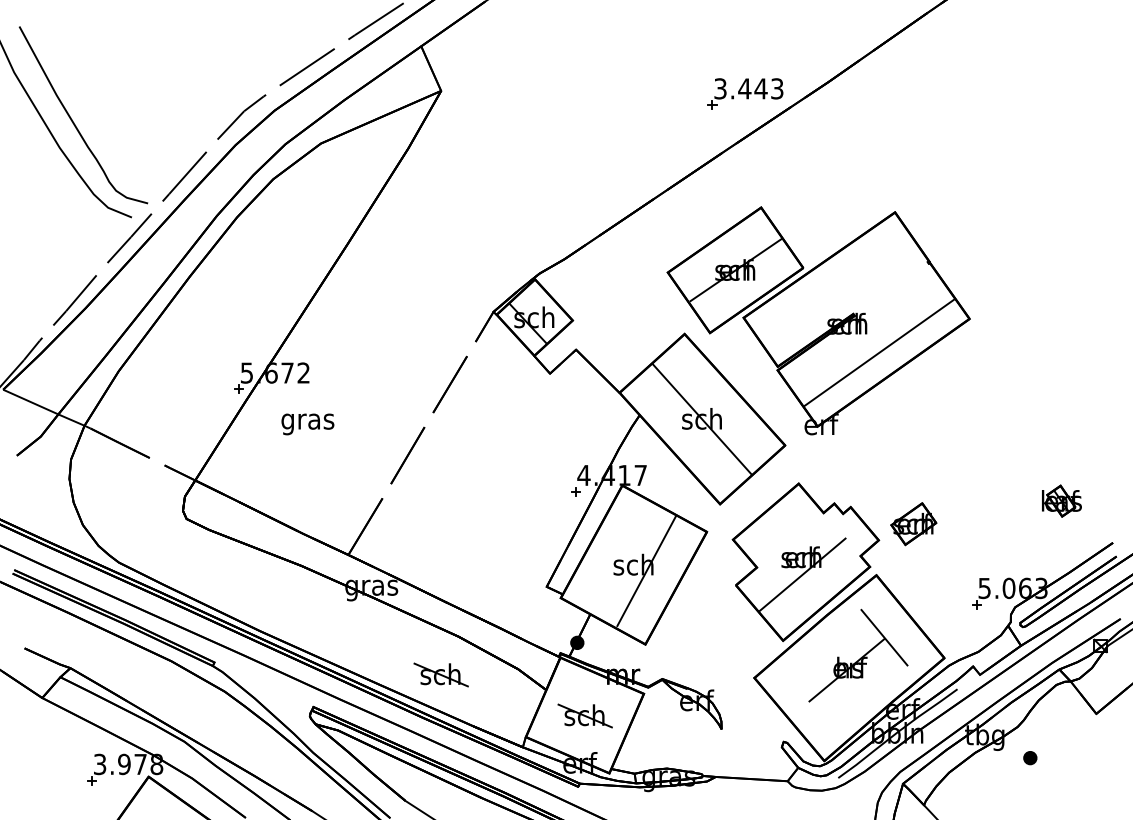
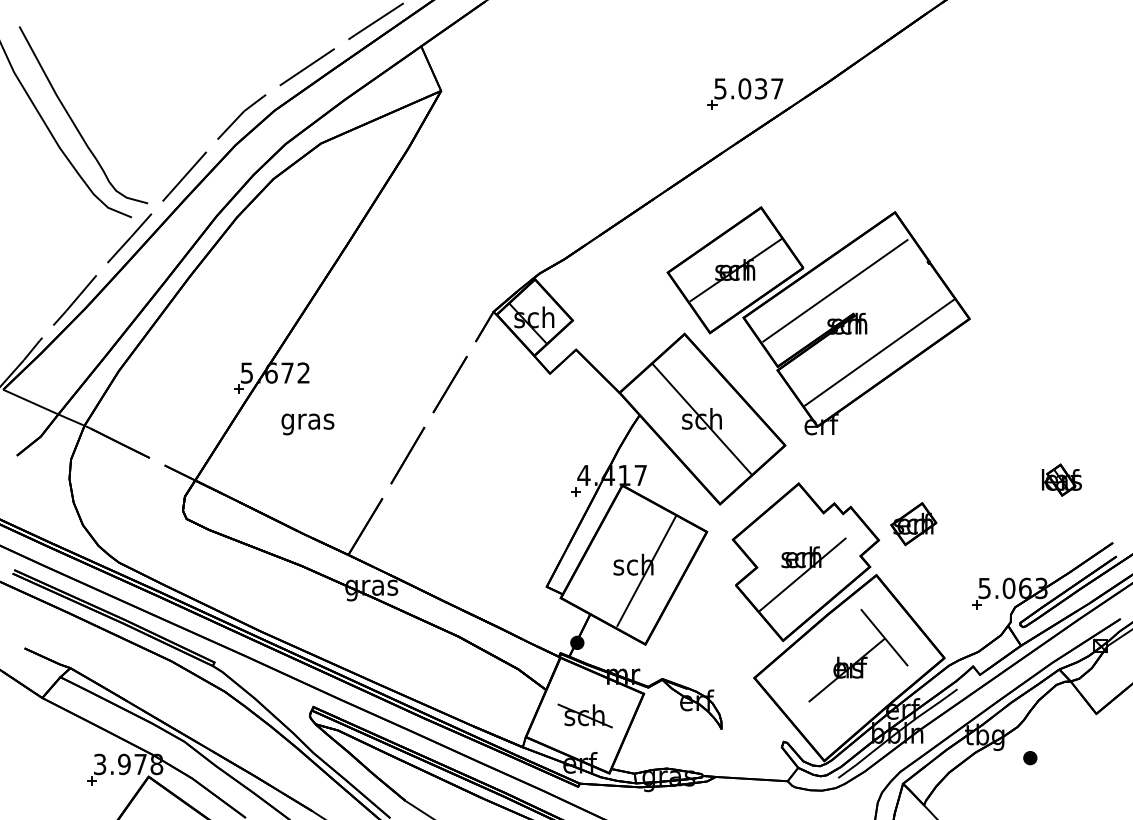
text: 3.443 -> 5.037 (749, 88)
line: none -> present (835, 290)
part position: (1061, 500) -> (1061, 479) (1061, 479)
part: present -> none (440, 674)
